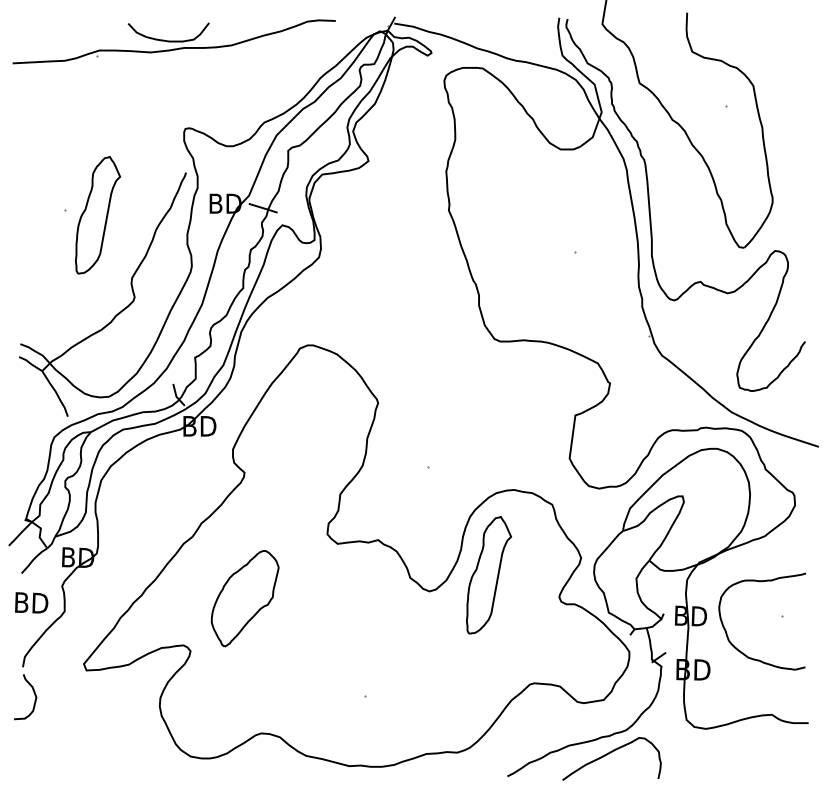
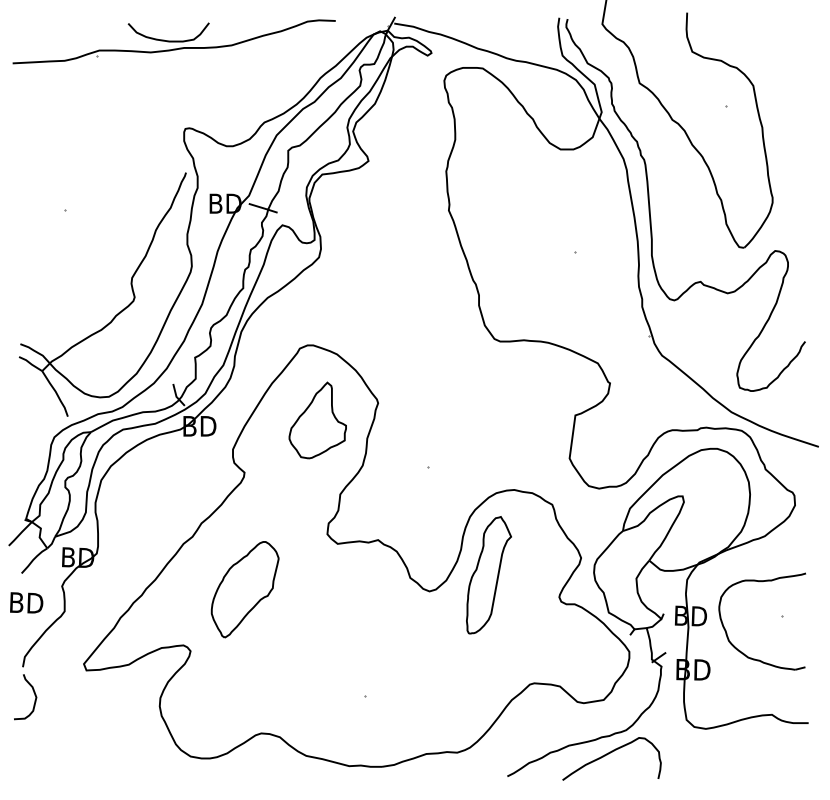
part: present -> none (97, 215)
part: none -> present (317, 420)
part position: (244, 598) -> (244, 589) (244, 589)
text position: (31, 602) -> (26, 602) (26, 602)
